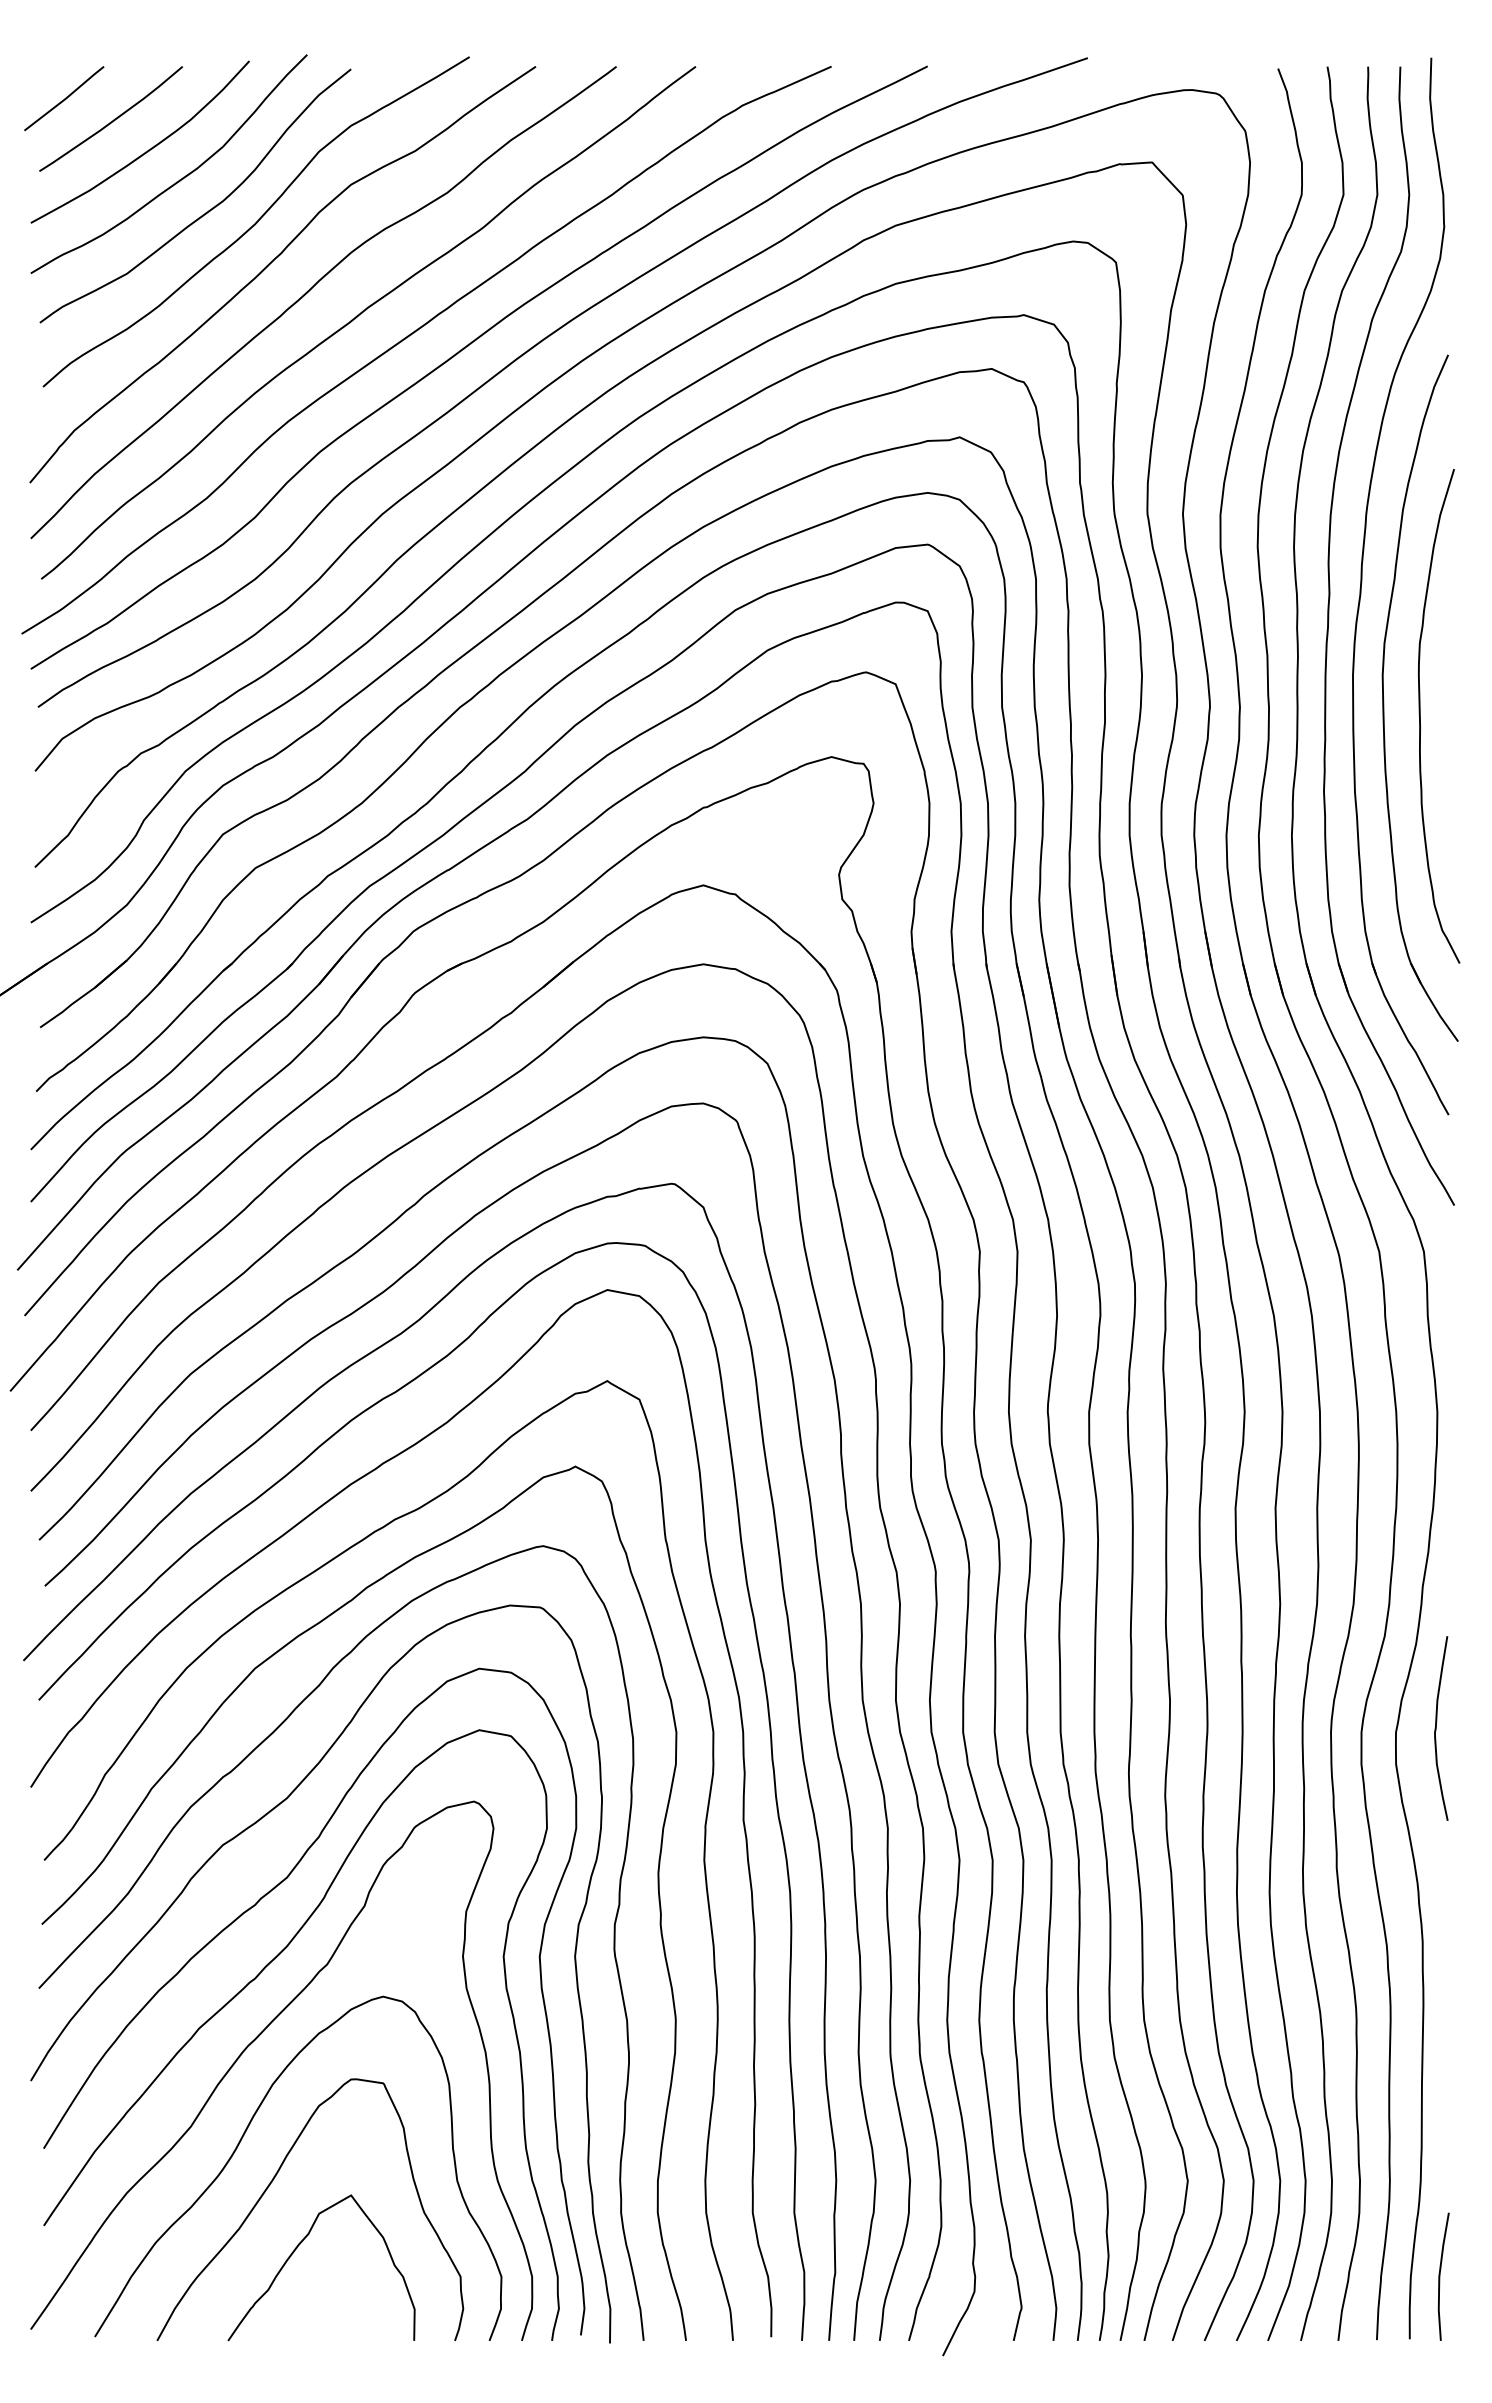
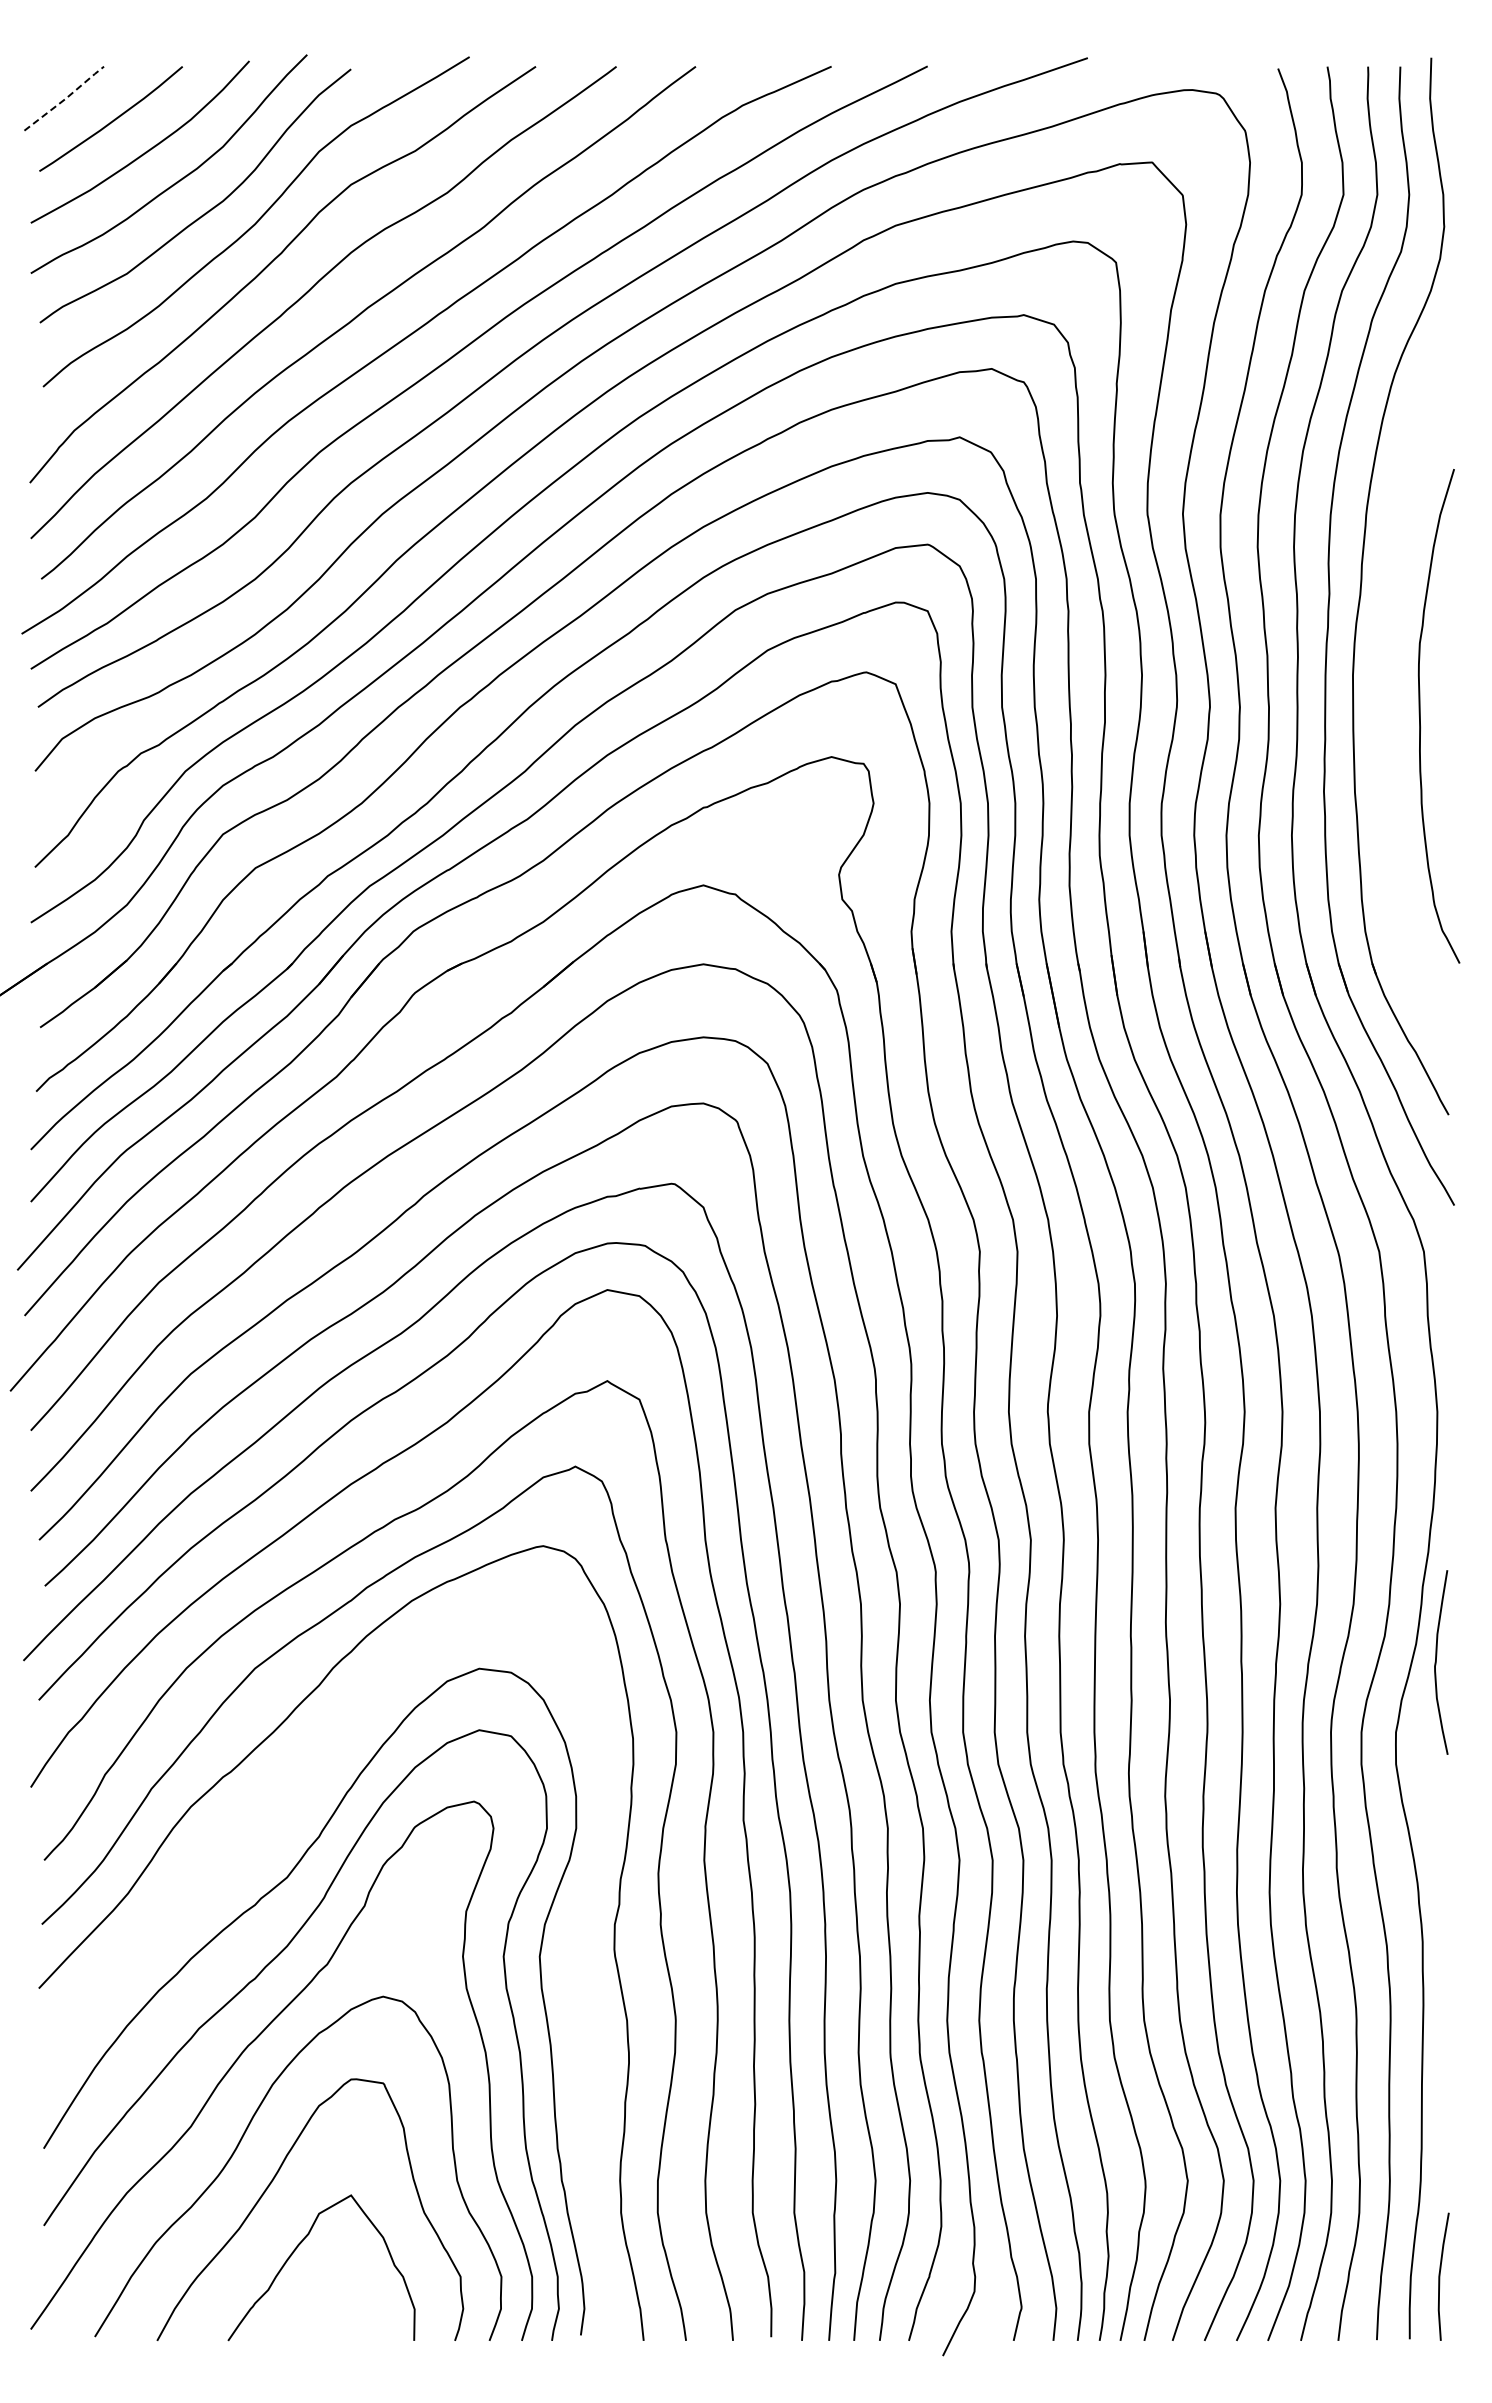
line: solid -> dashed (65, 98)
part: present -> none (1384, 700)
curve position: (1436, 1728) -> (1436, 1662) (1436, 1662)
curve: present -> none (201, 1869)
